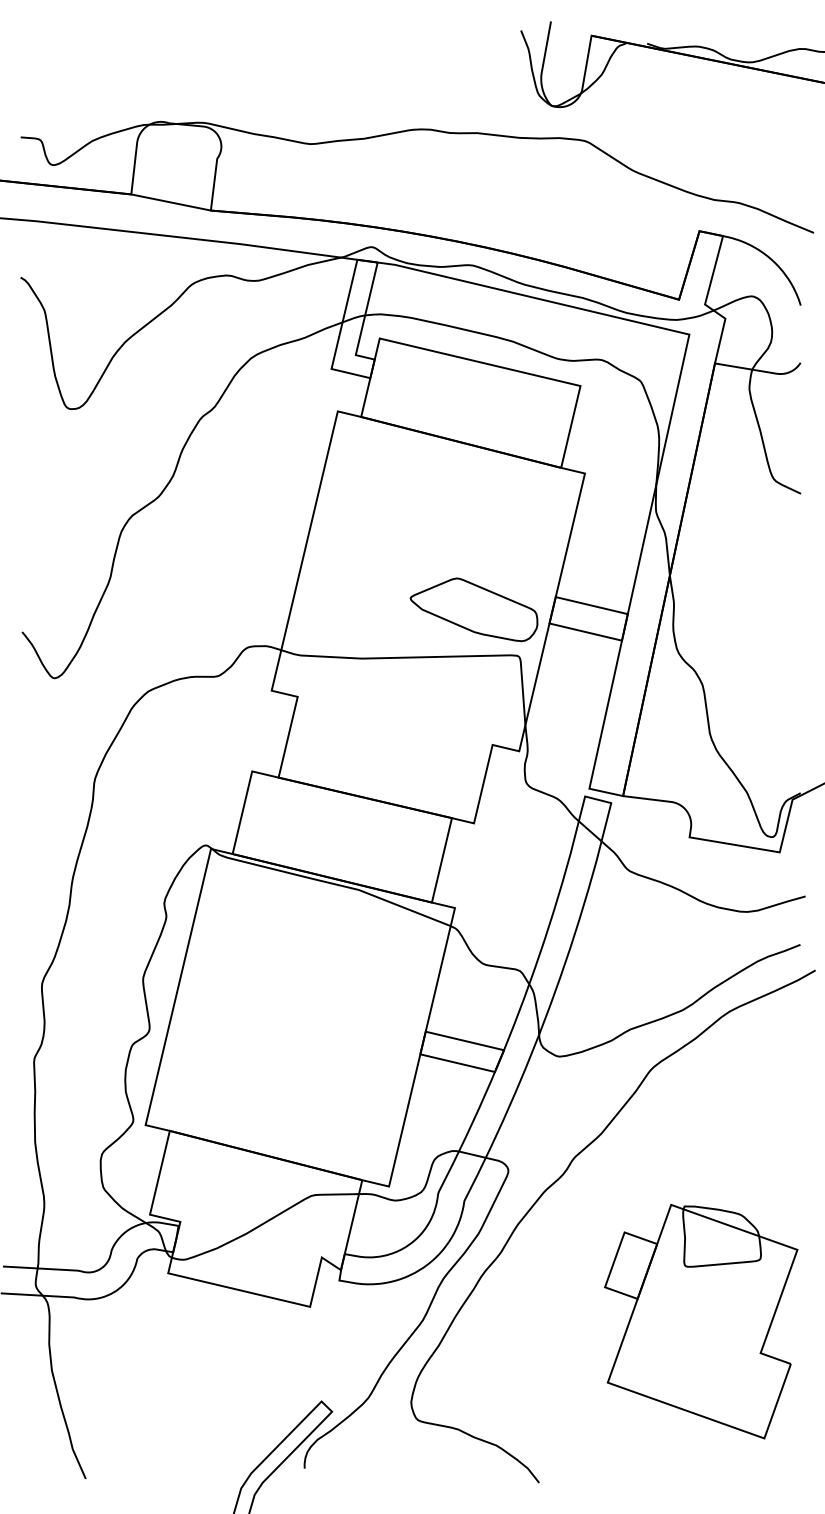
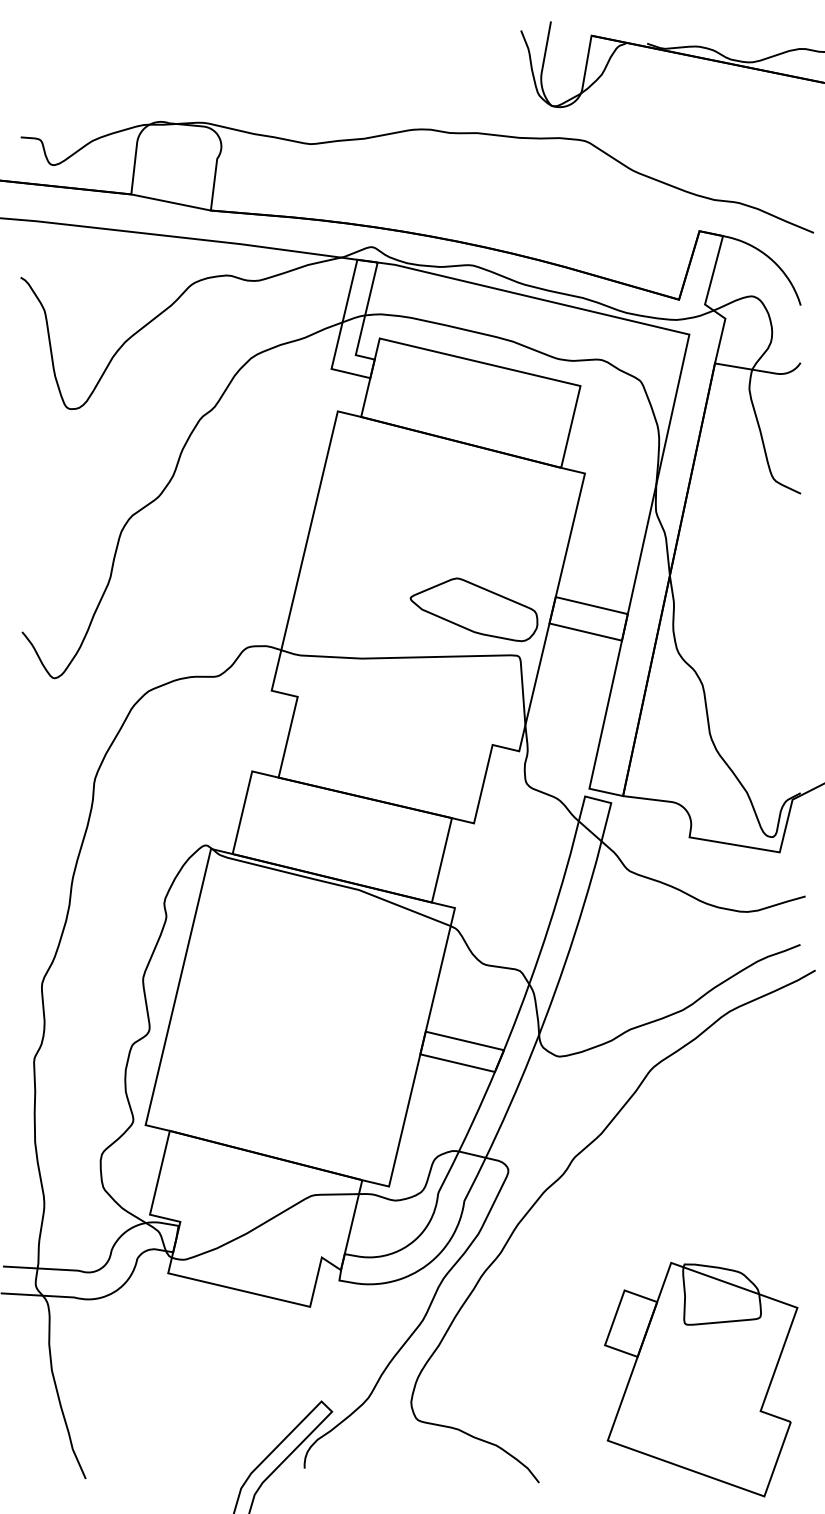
part position: (701, 1321) -> (701, 1379) (701, 1379)
